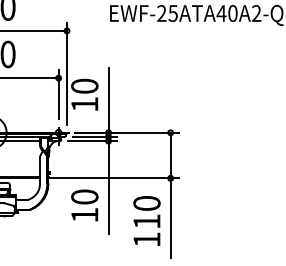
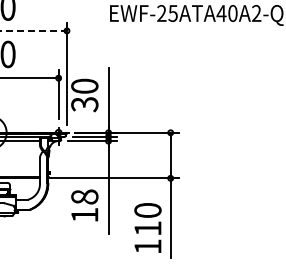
line: solid -> dashed (31, 30)
text: 10 -> 30 (84, 104)
text: 10 -> 18 (84, 196)
text position: (146, 220) -> (147, 227) (147, 227)
